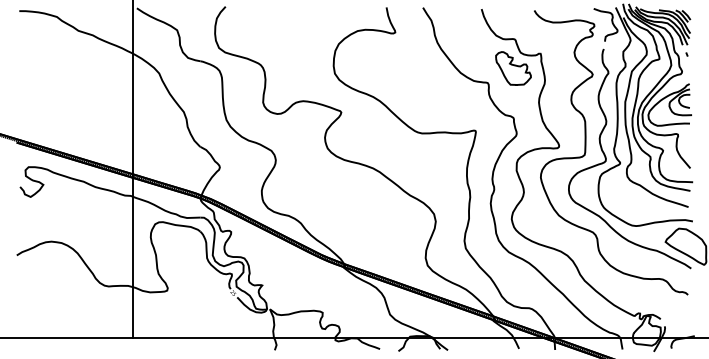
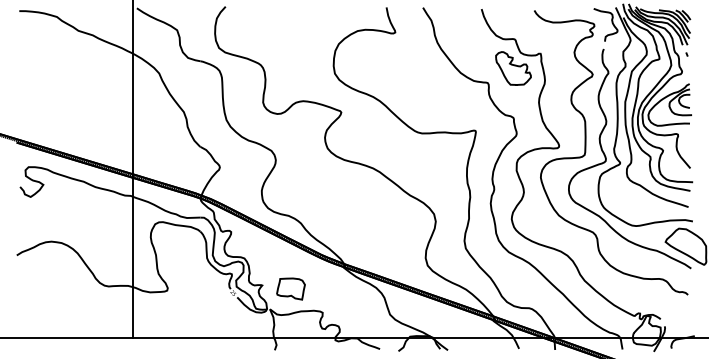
part: none -> present (290, 288)
